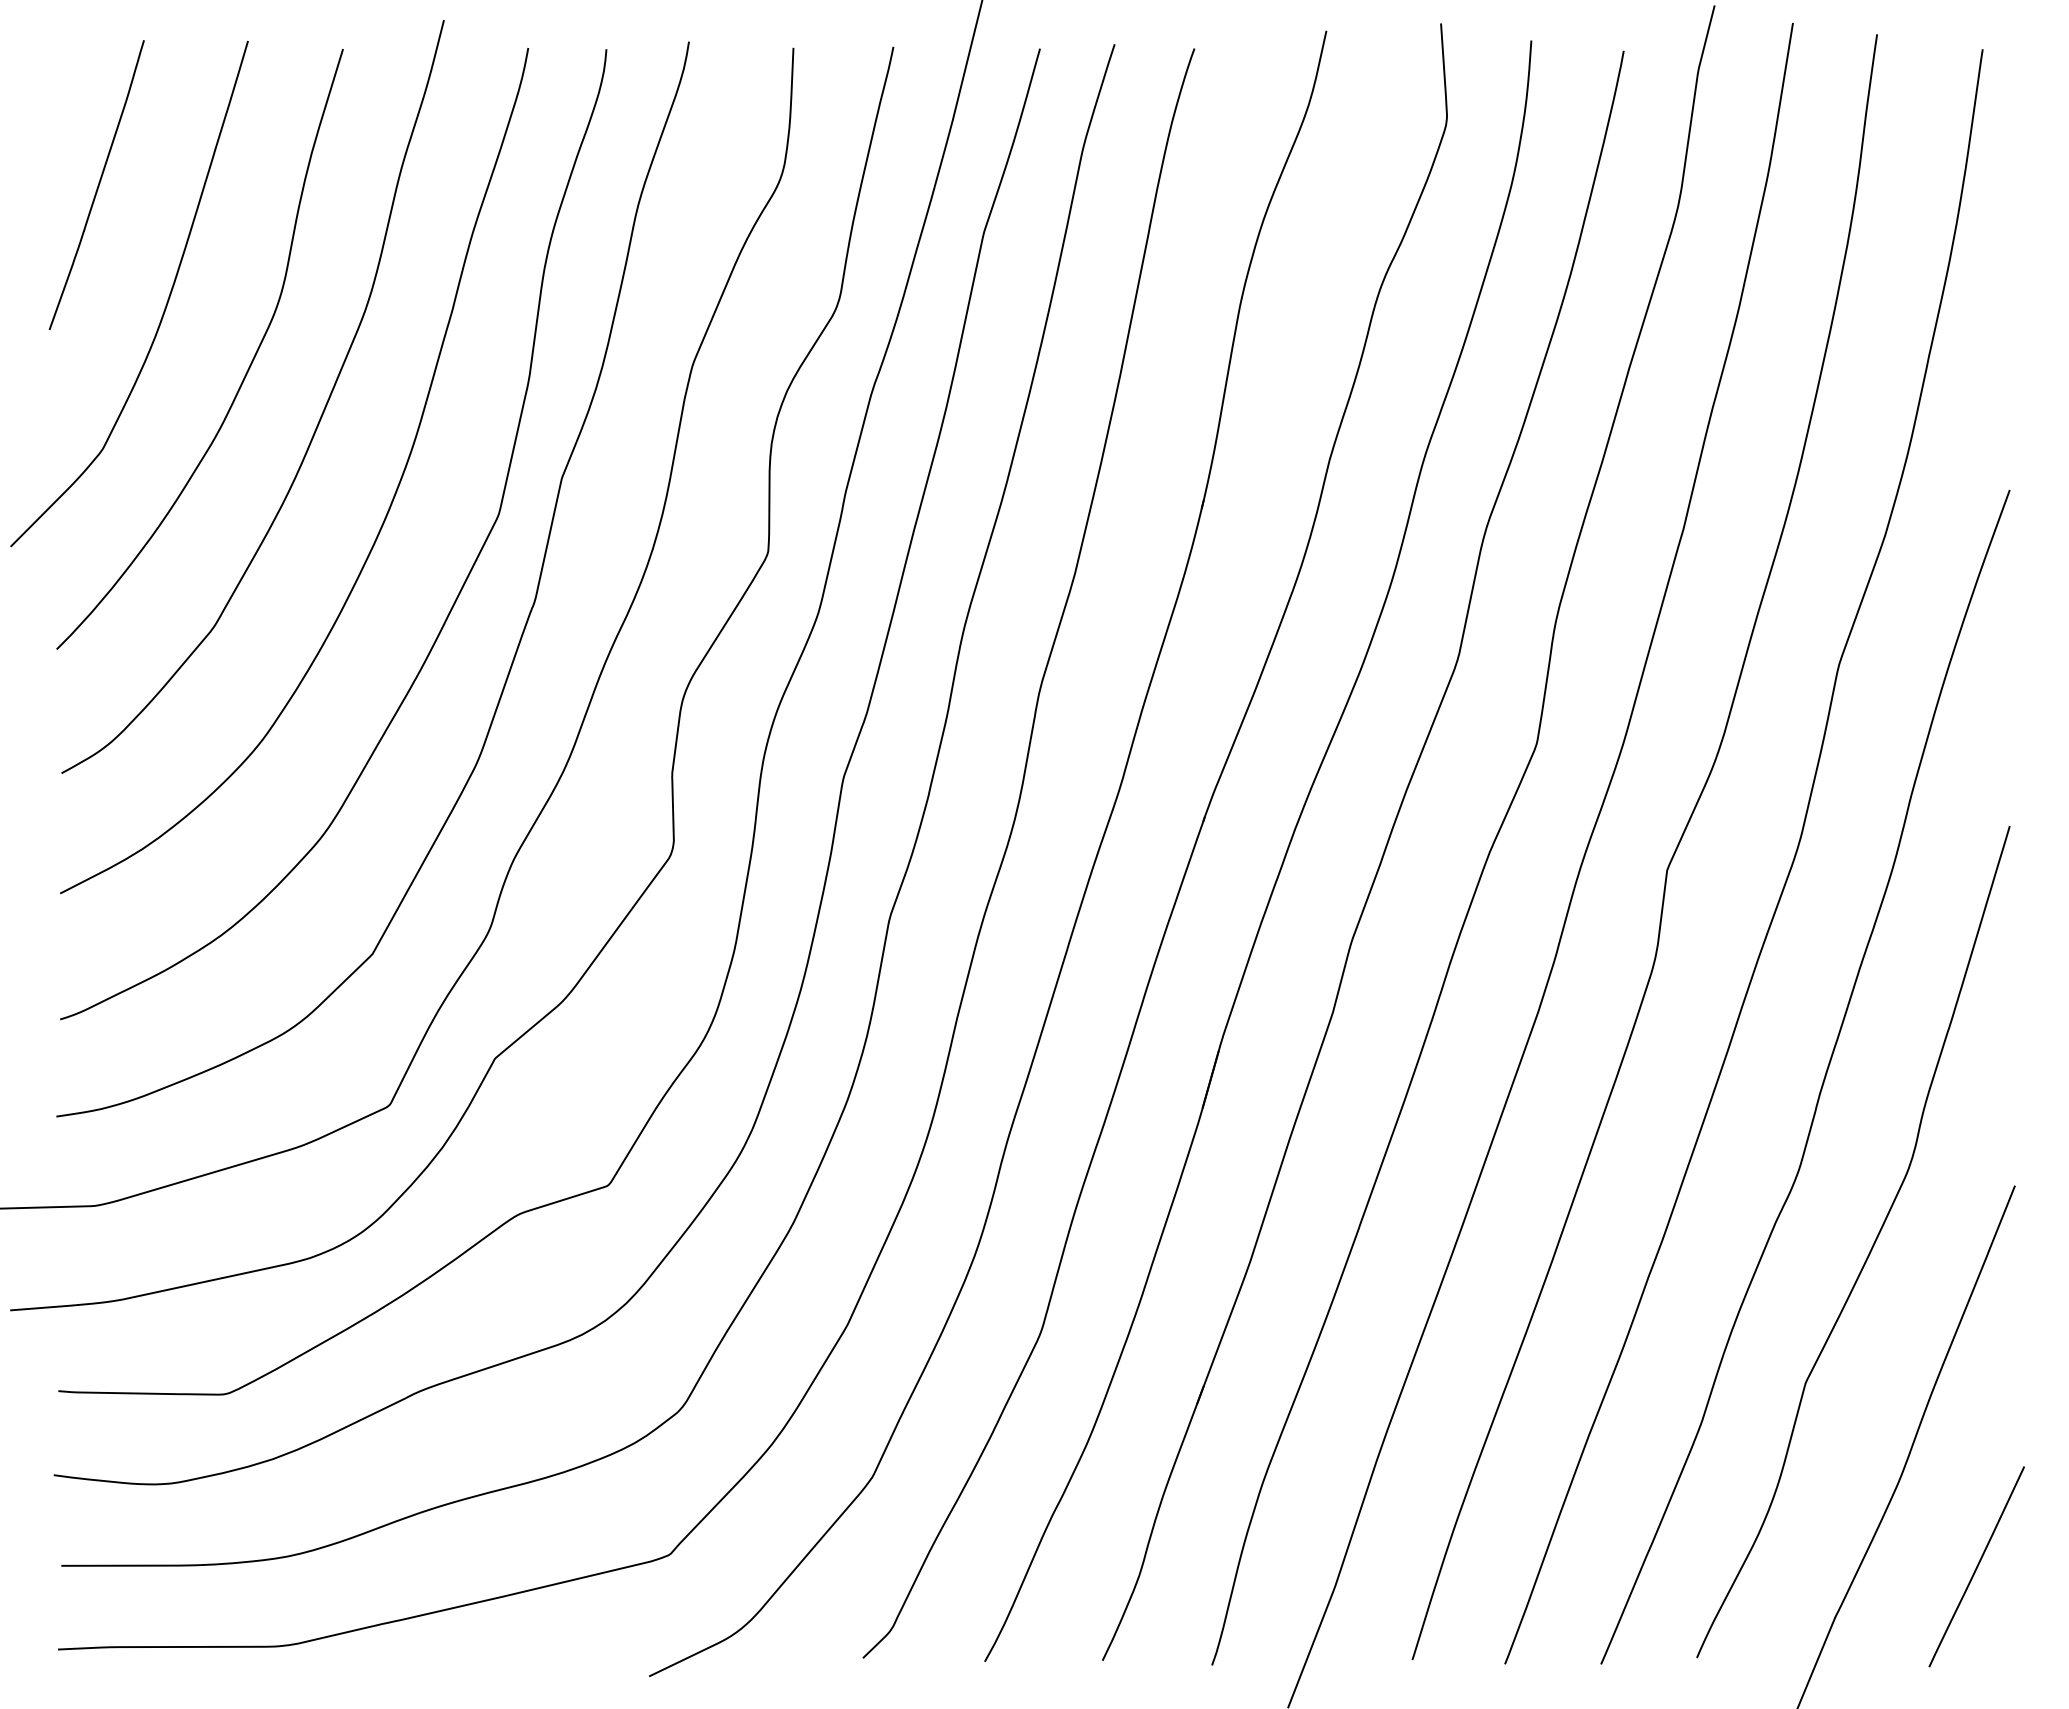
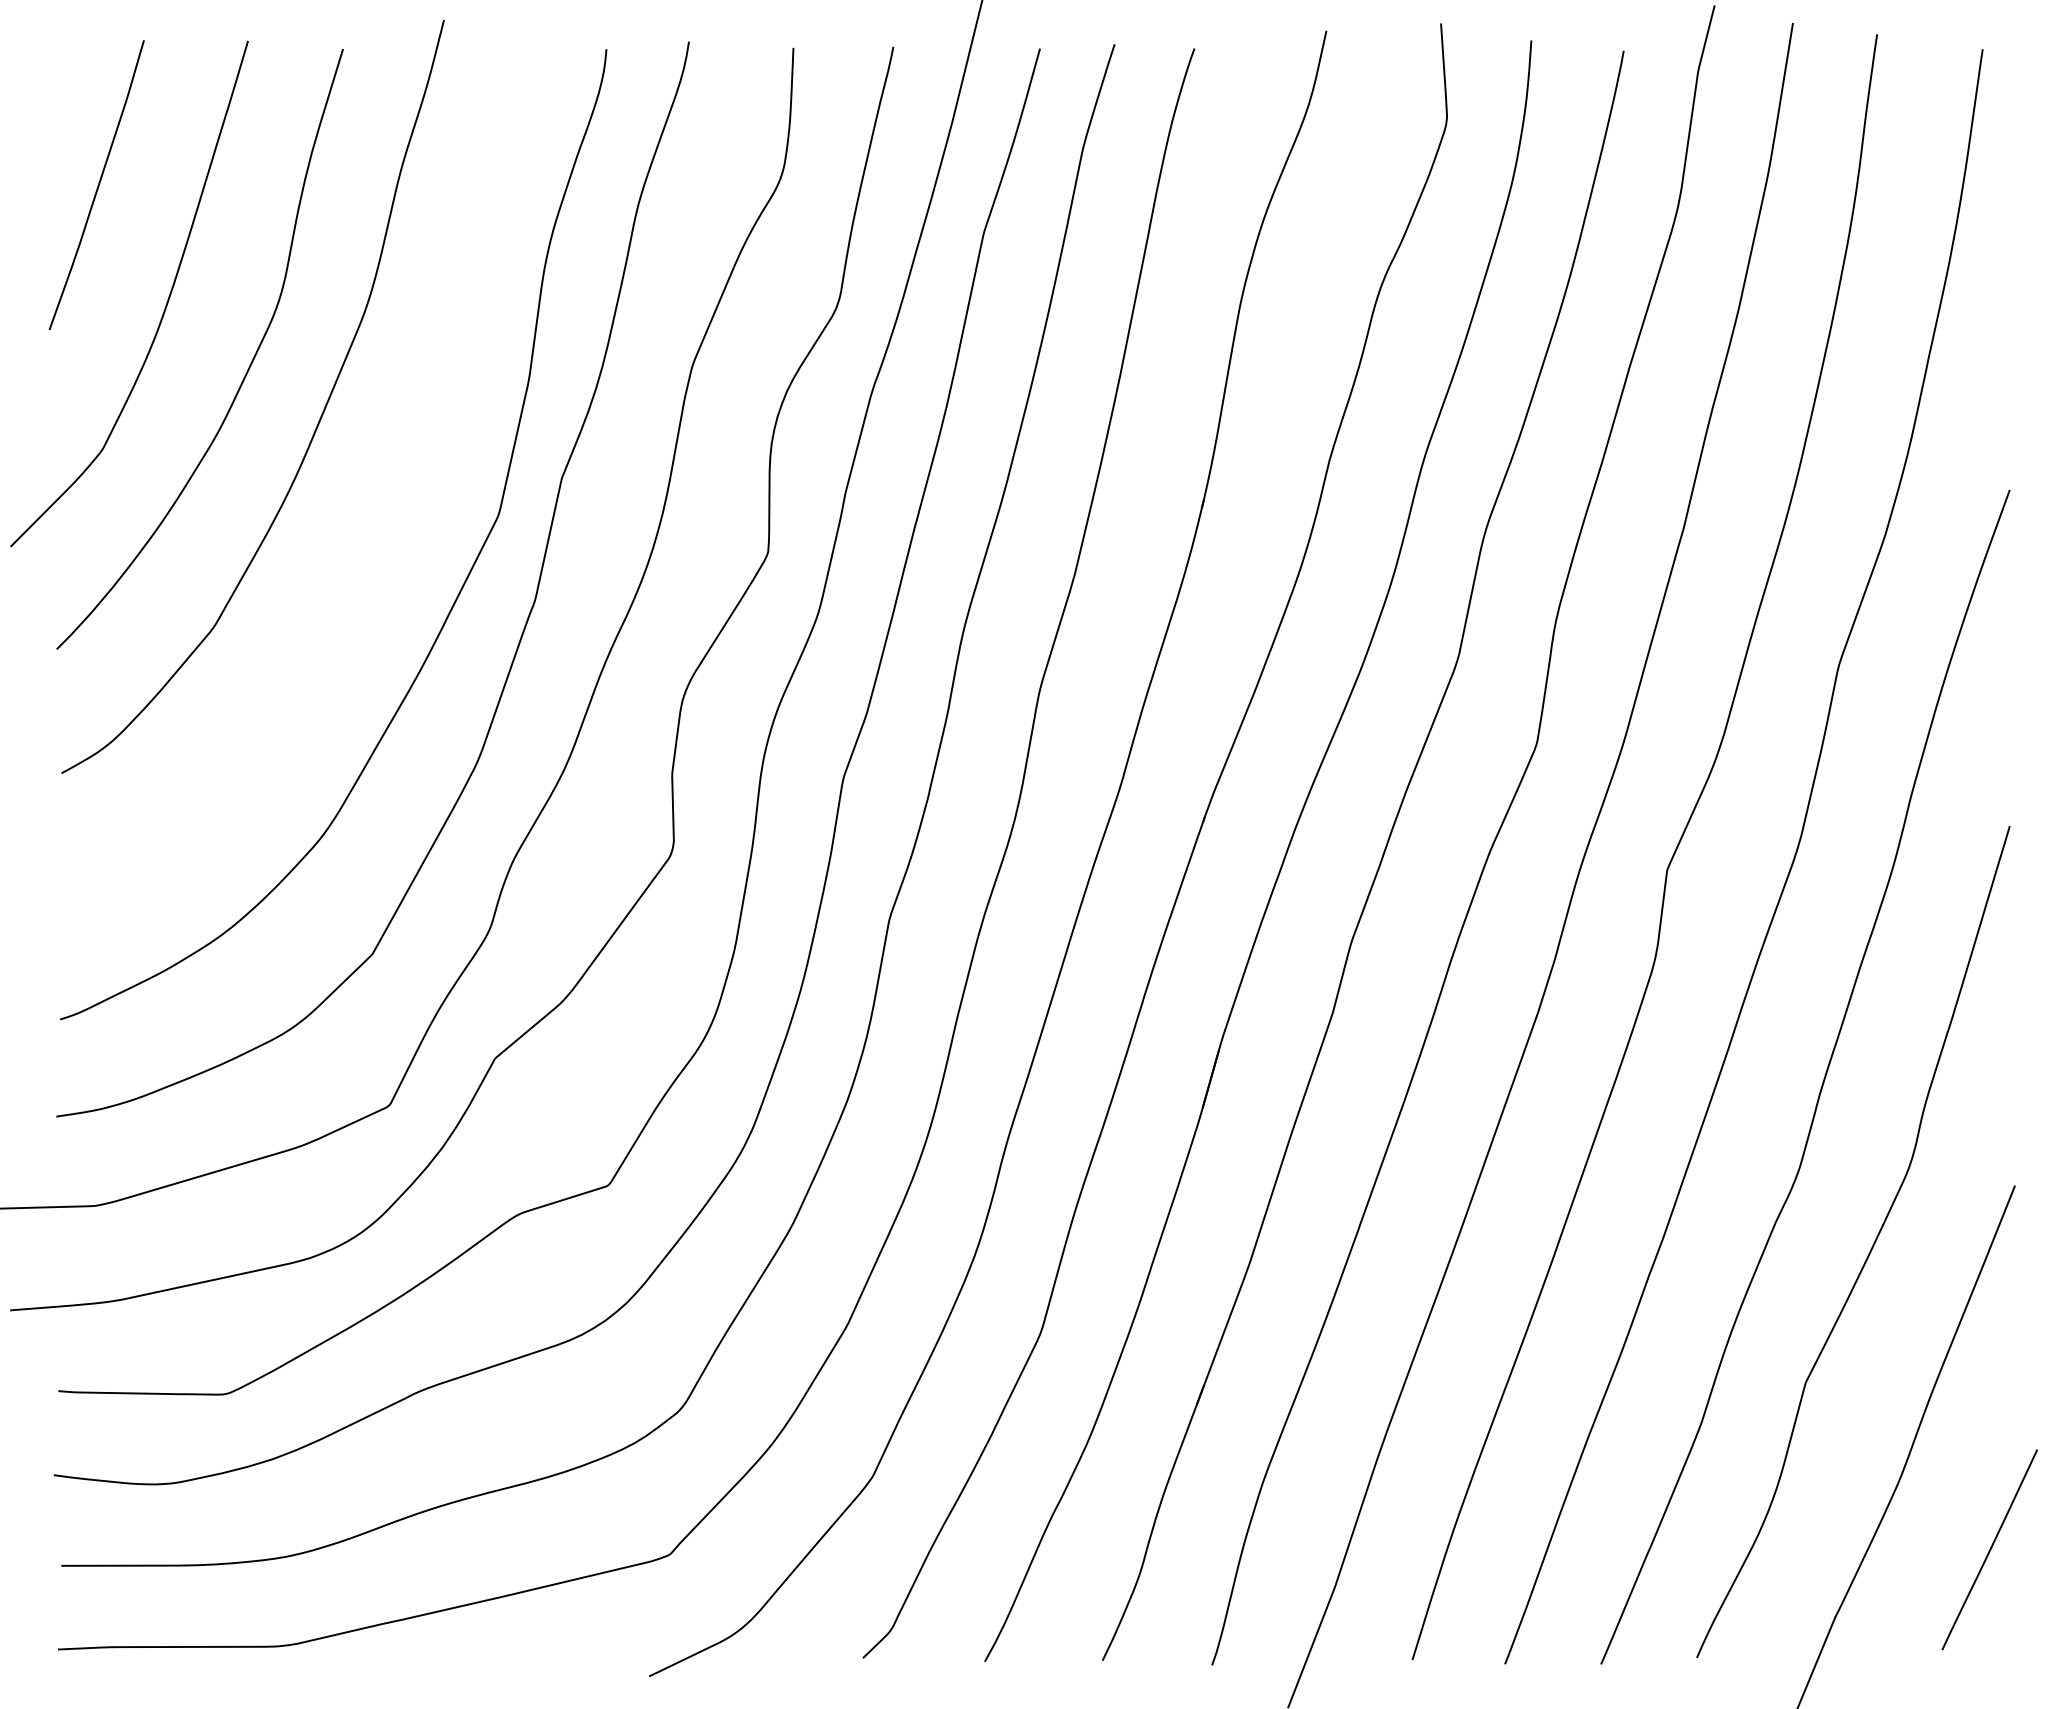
curve: present -> none (387, 510)
line position: (1976, 1566) -> (1989, 1549) (1989, 1549)
